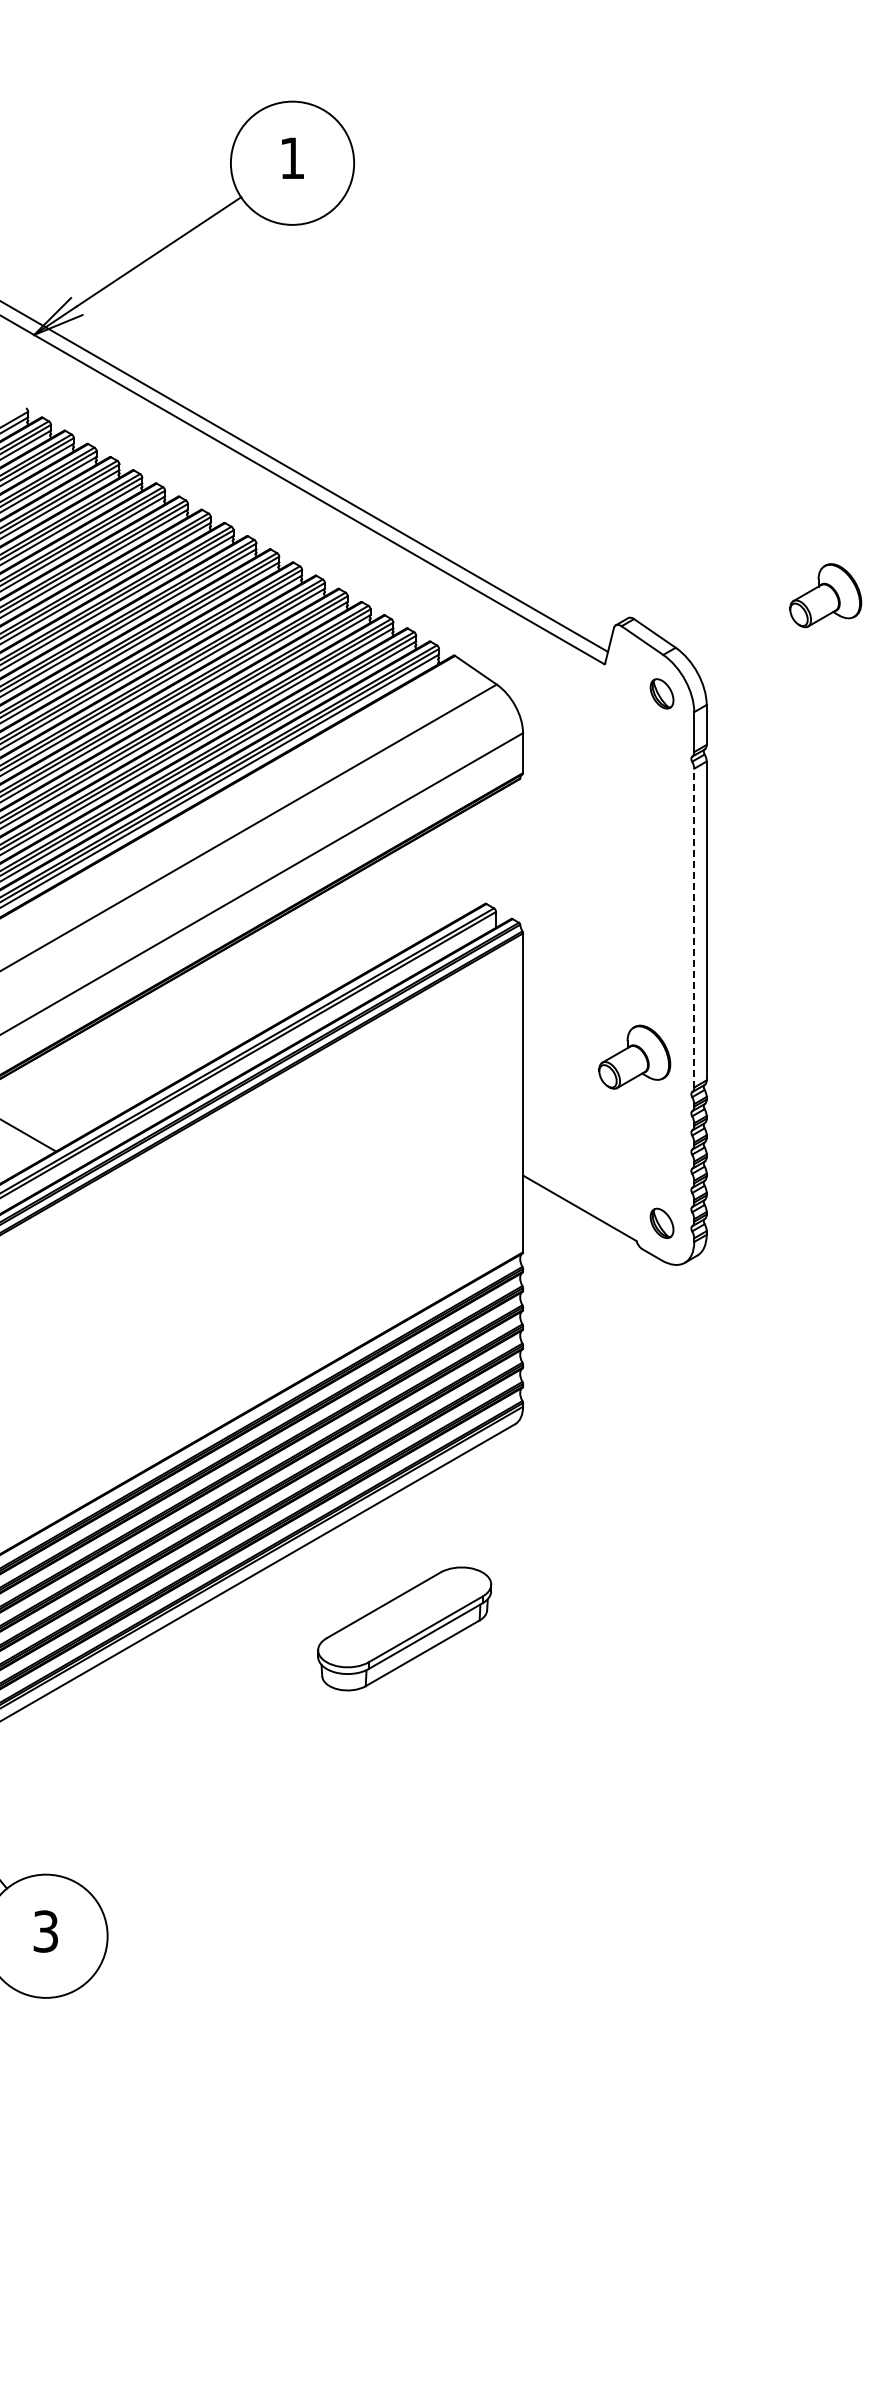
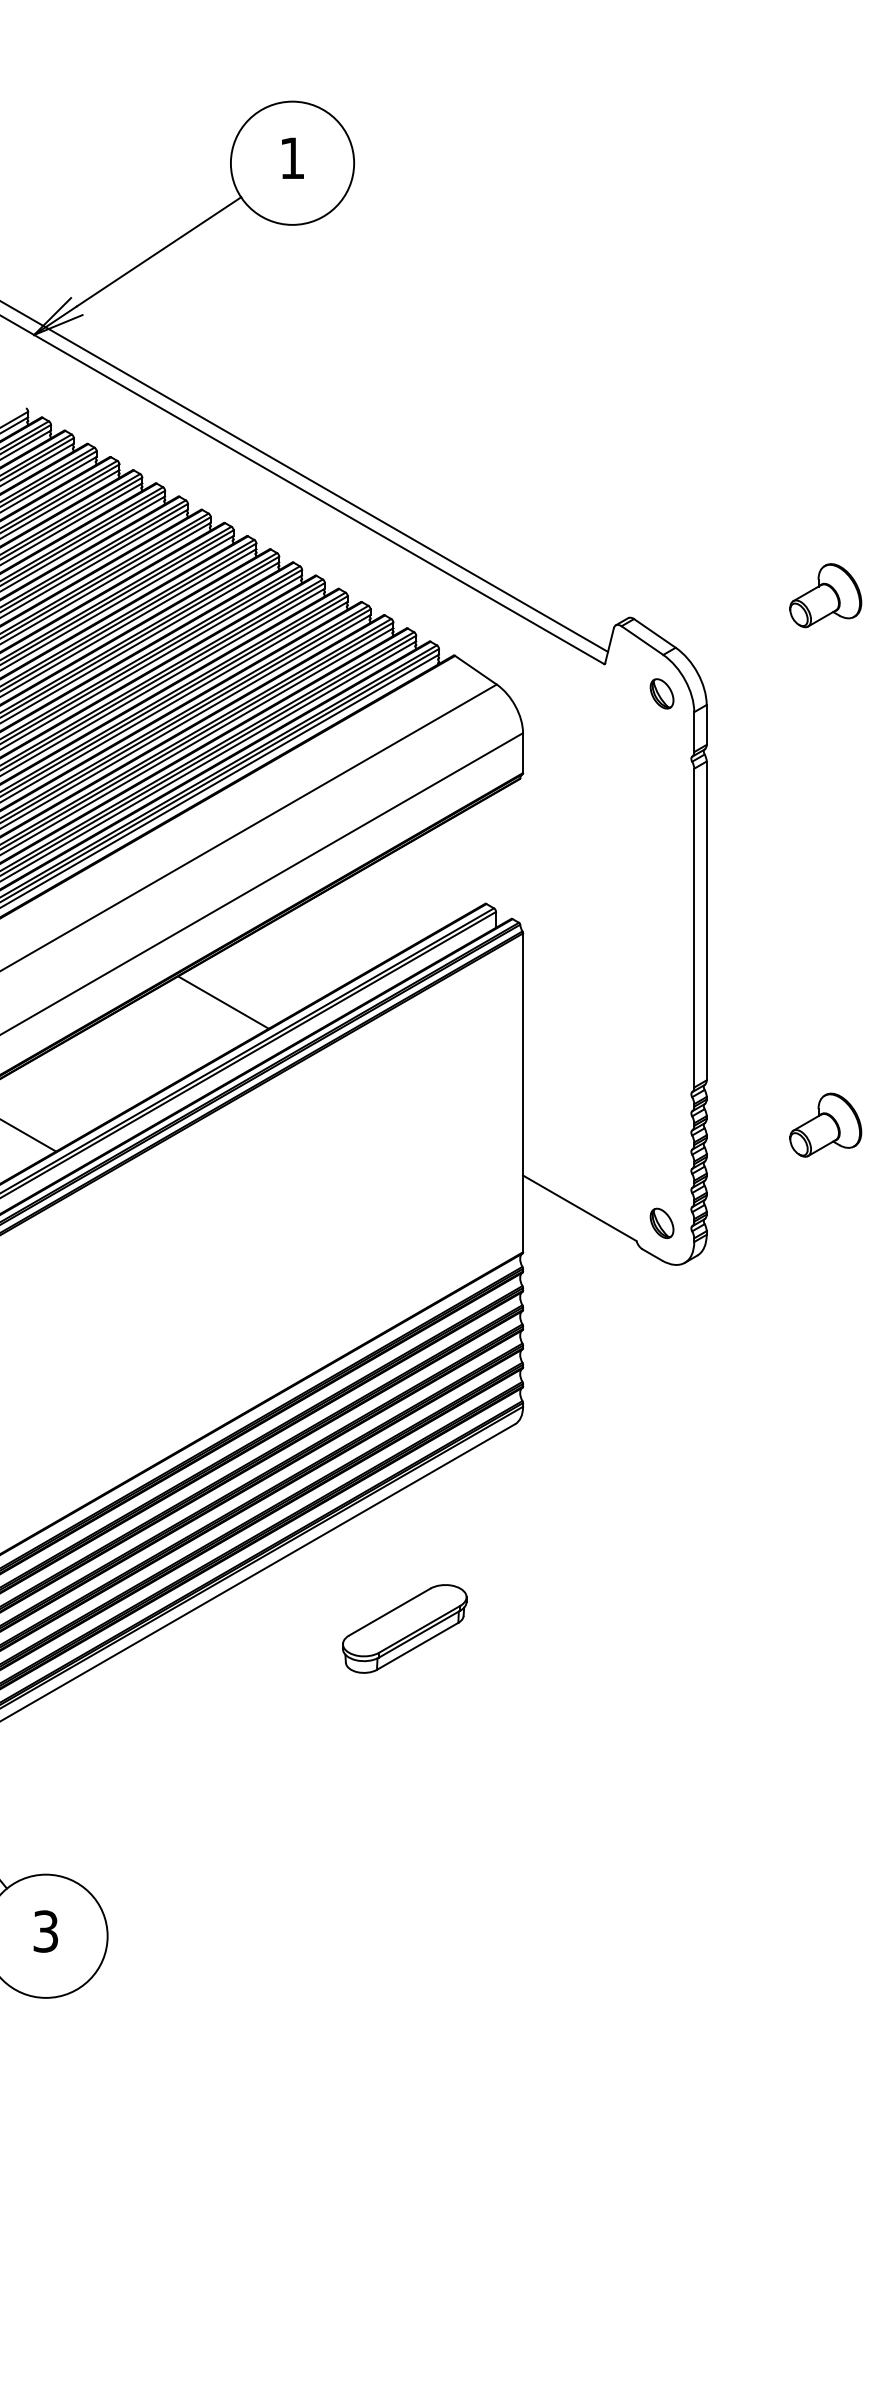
line: dashed -> solid (694, 927)
line: none -> present (223, 1002)
part position: (634, 1056) -> (825, 1124) (825, 1124)
part size: 176x126 px -> 126x90 px (404, 1628)
